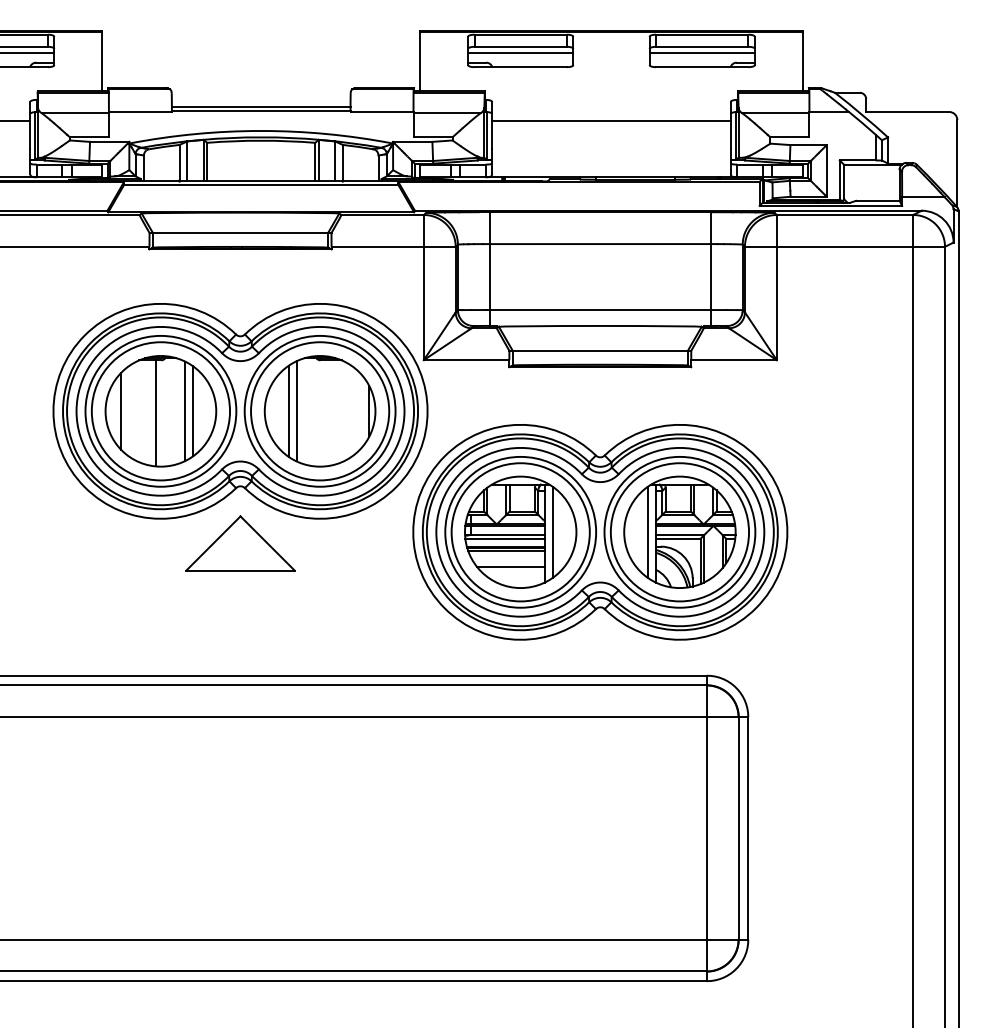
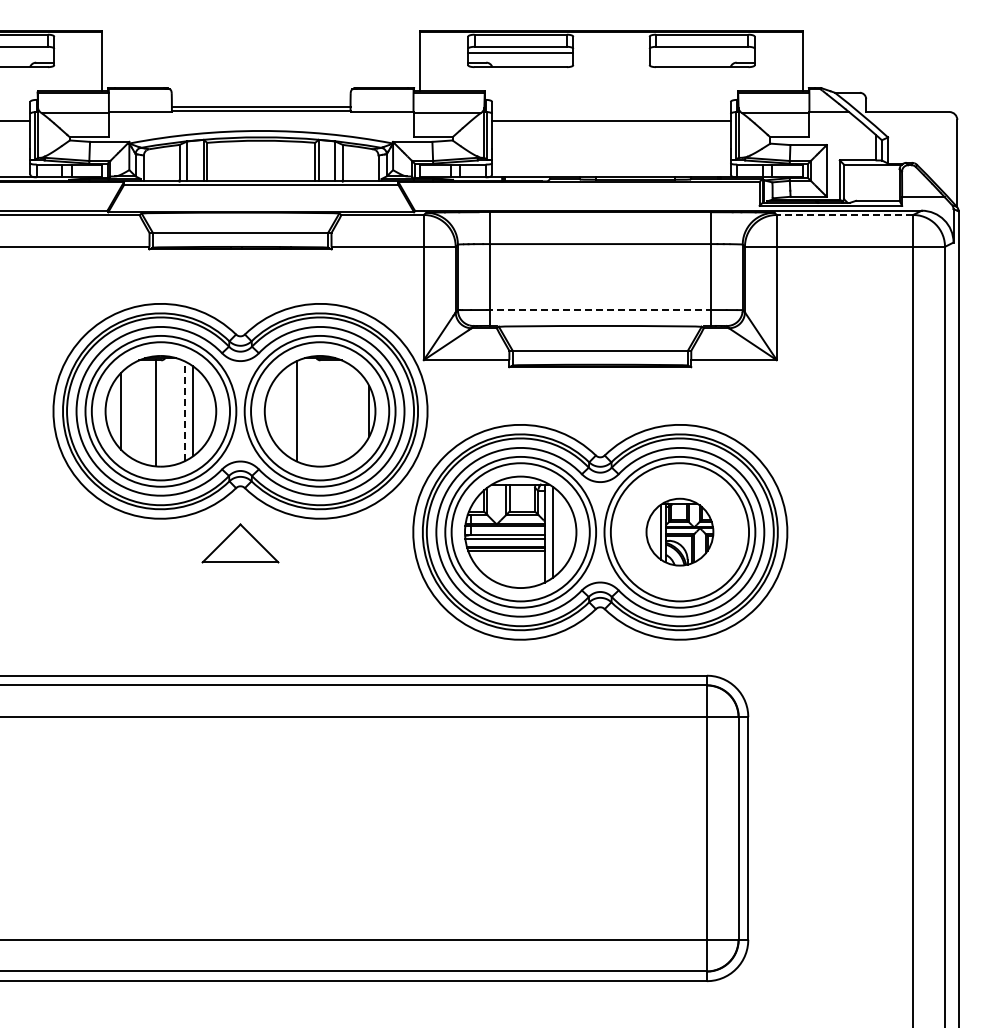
line: present -> none (28, 53)
line: present -> none (701, 53)
line: solid -> dashed (844, 215)
line: solid -> dashed (599, 310)
line: present -> none (288, 410)
line: solid -> dashed (185, 411)
part size: 114x114 px -> 70x70 px (679, 531)
part size: 111x57 px -> 79x41 px (240, 543)
line: present -> none (510, 566)
